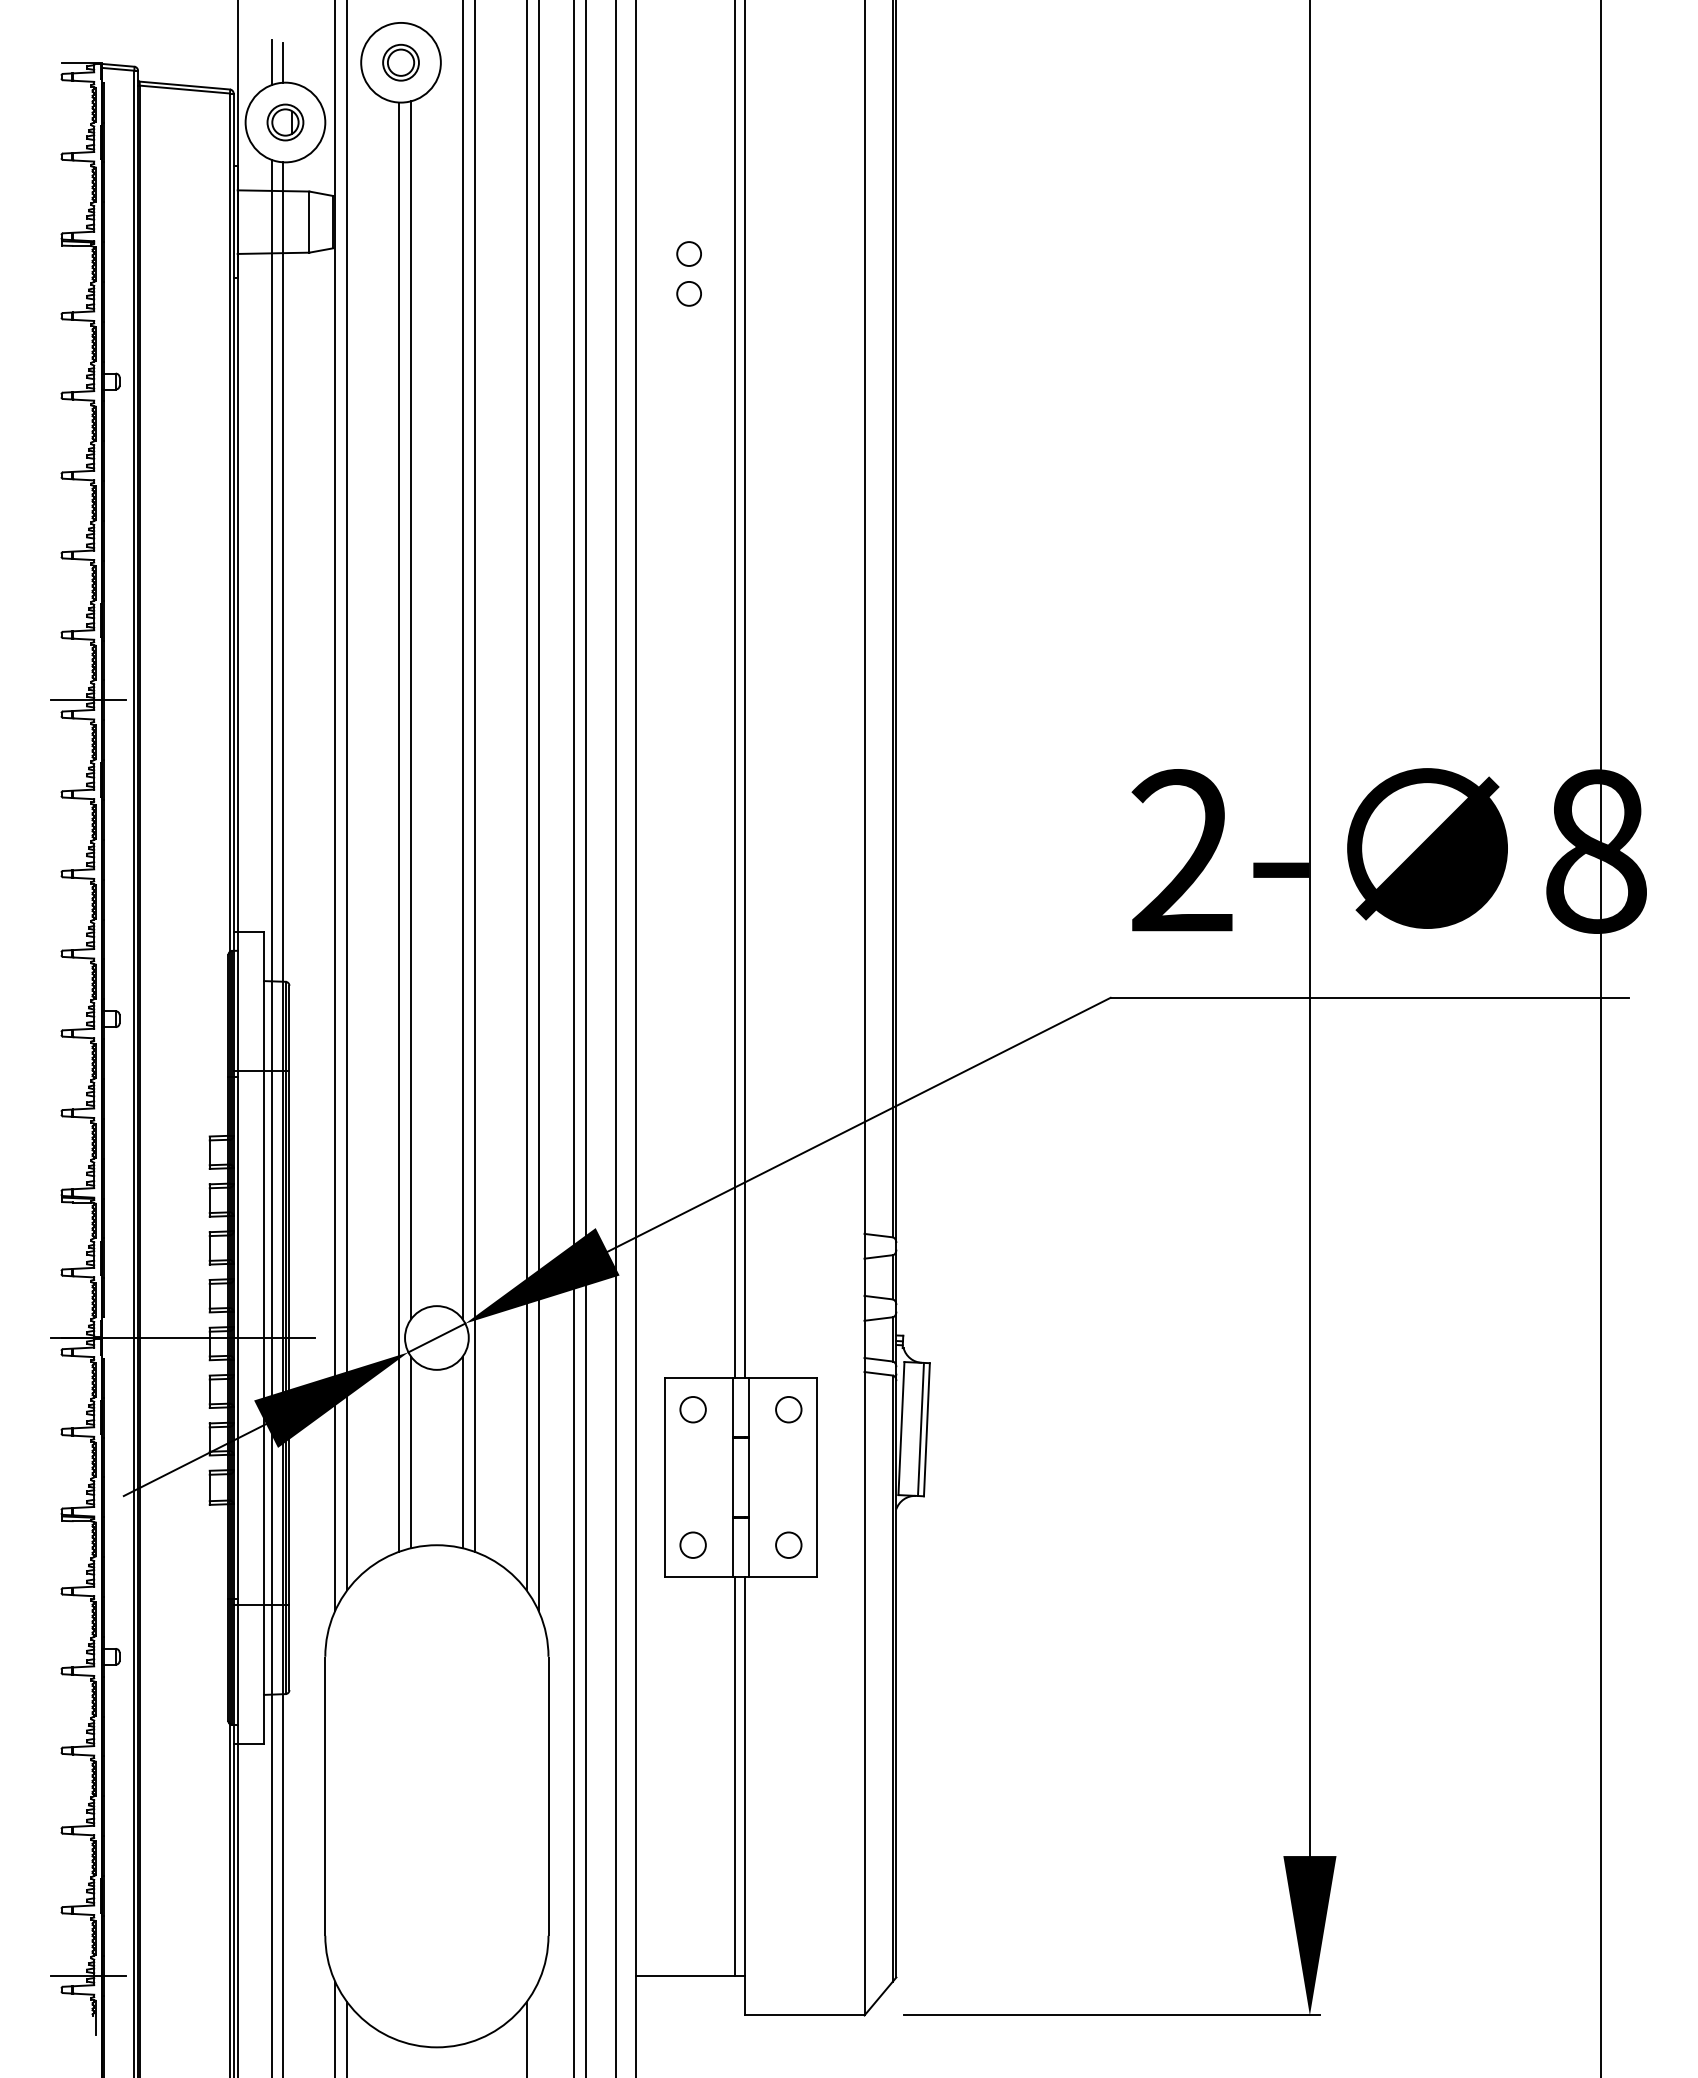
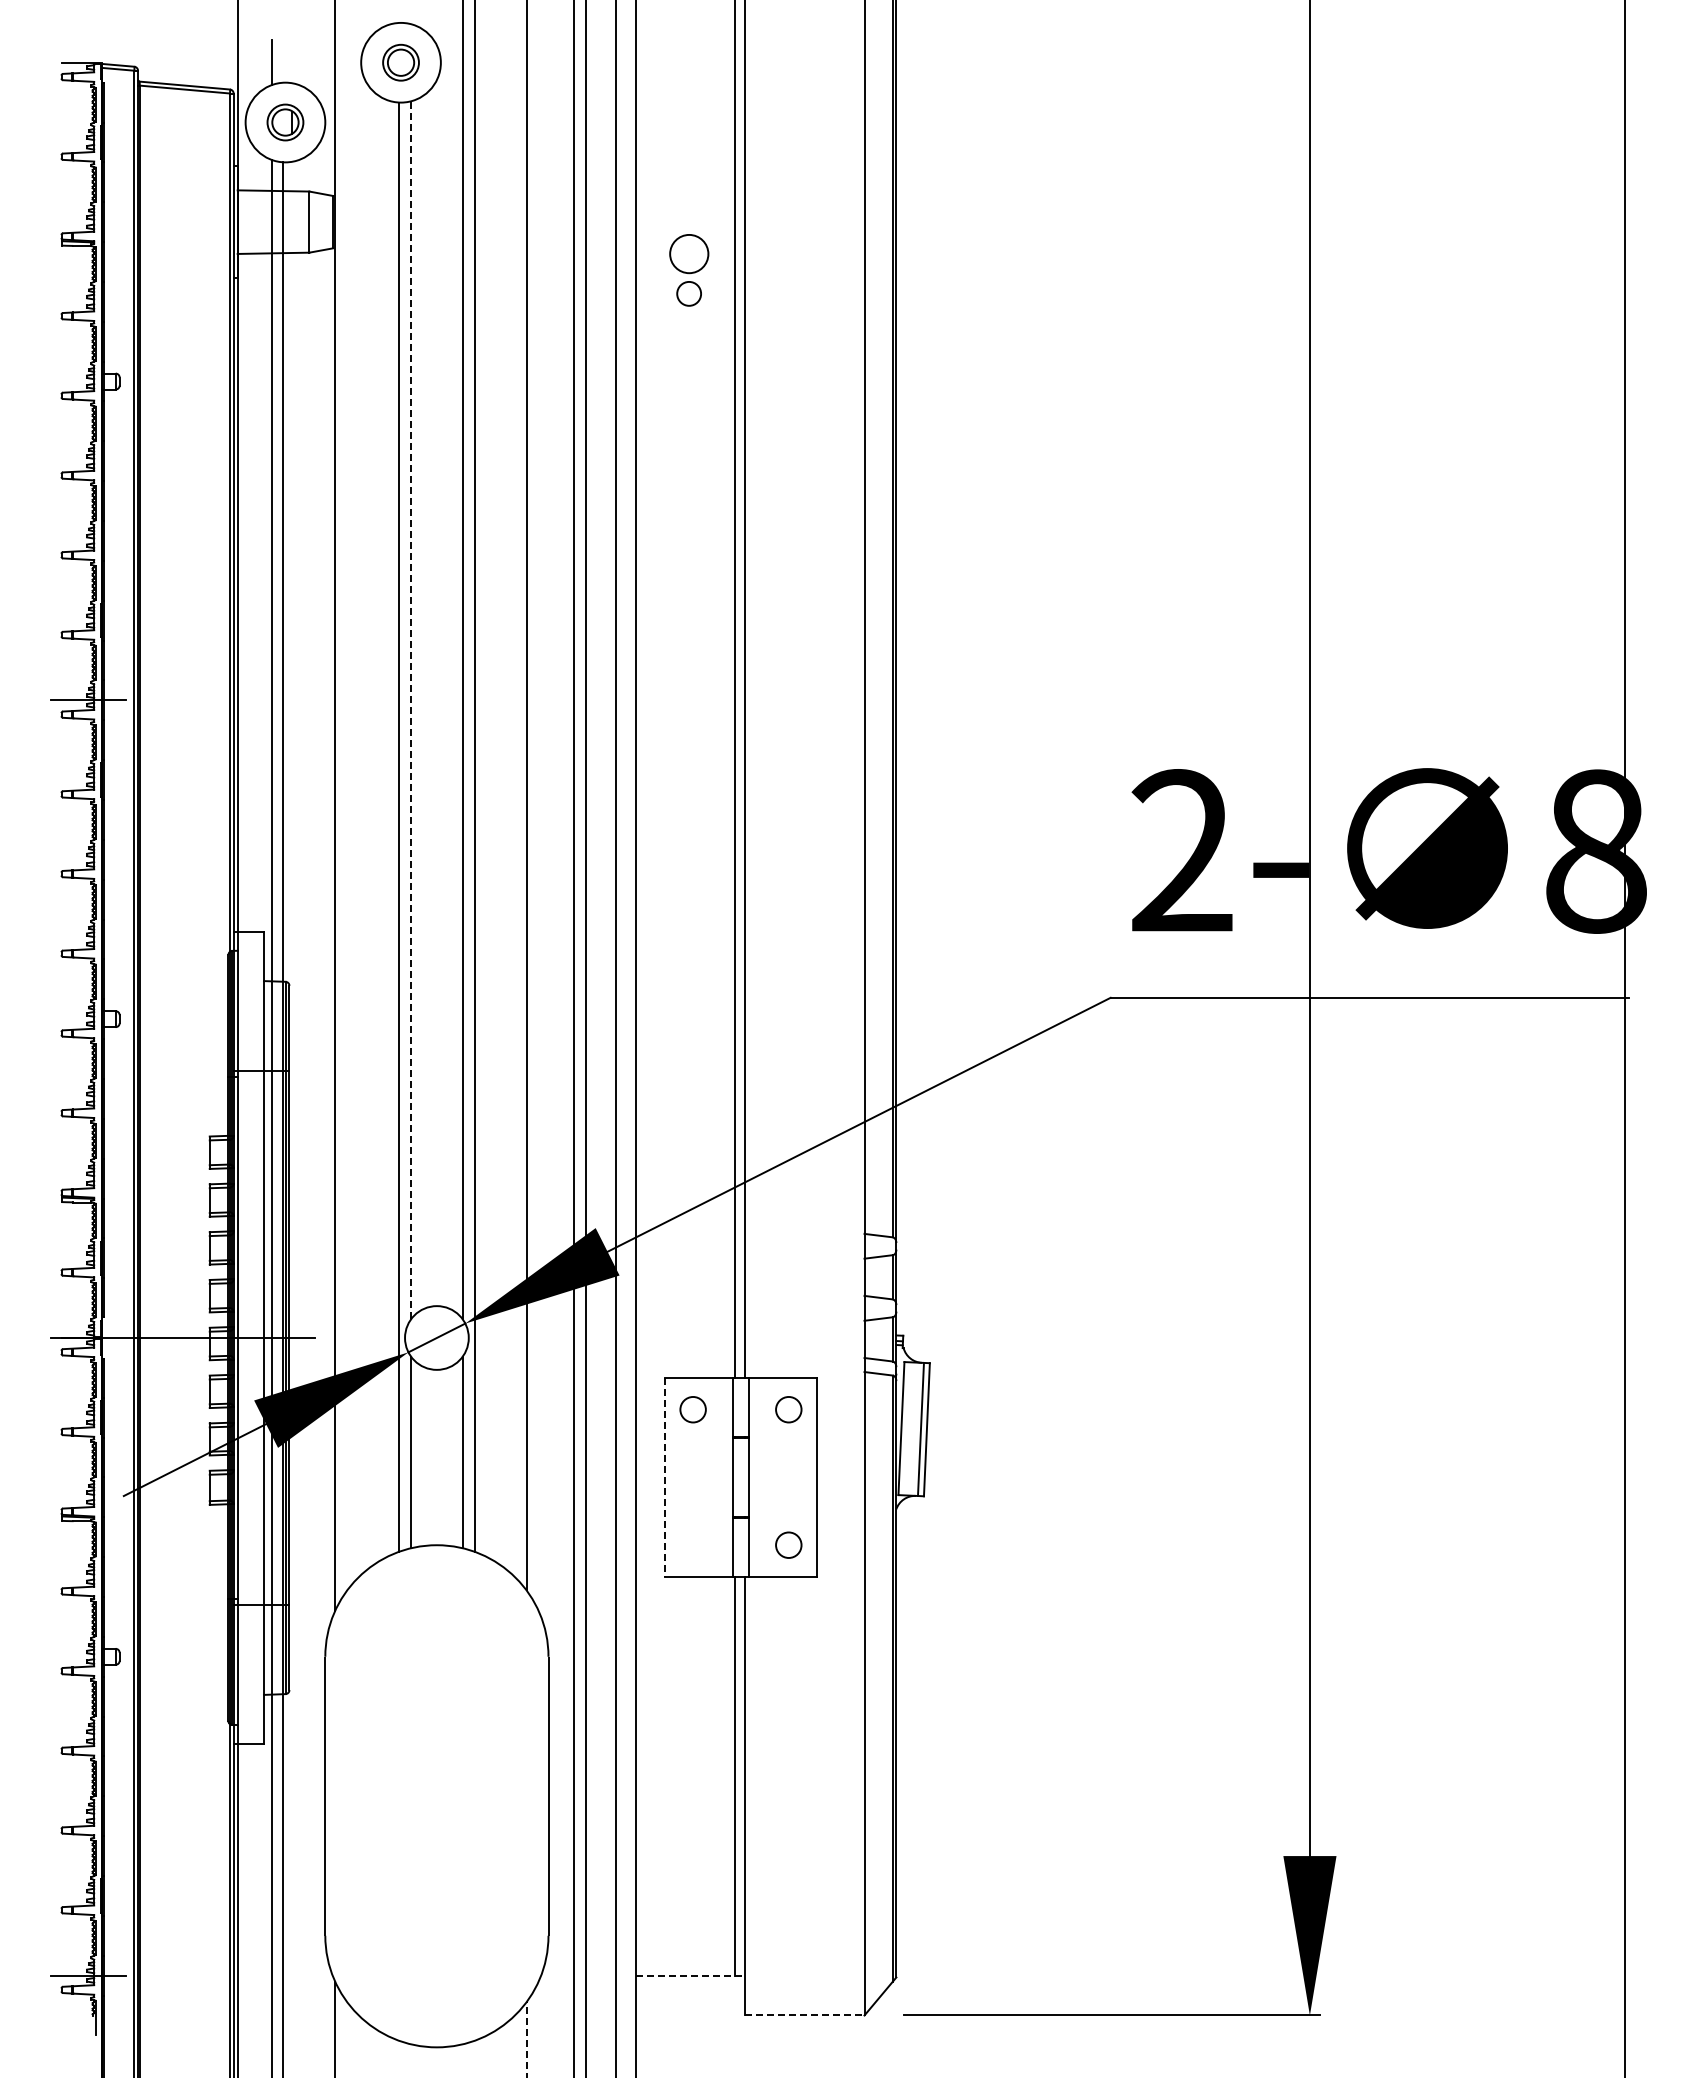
line: present -> none (283, 62)
circle size: 26x26 px -> 41x41 px (689, 254)
line: solid -> dashed (411, 709)
line: present -> none (347, 796)
line: present -> none (538, 806)
line position: (1600, 1038) -> (1624, 1038) (1624, 1038)
line: solid -> dashed (665, 1477)
circle: present -> none (692, 1544)
line: solid -> dashed (691, 1975)
line: solid -> dashed (804, 2015)
line: present -> none (347, 2038)
line: solid -> dashed (526, 2040)
